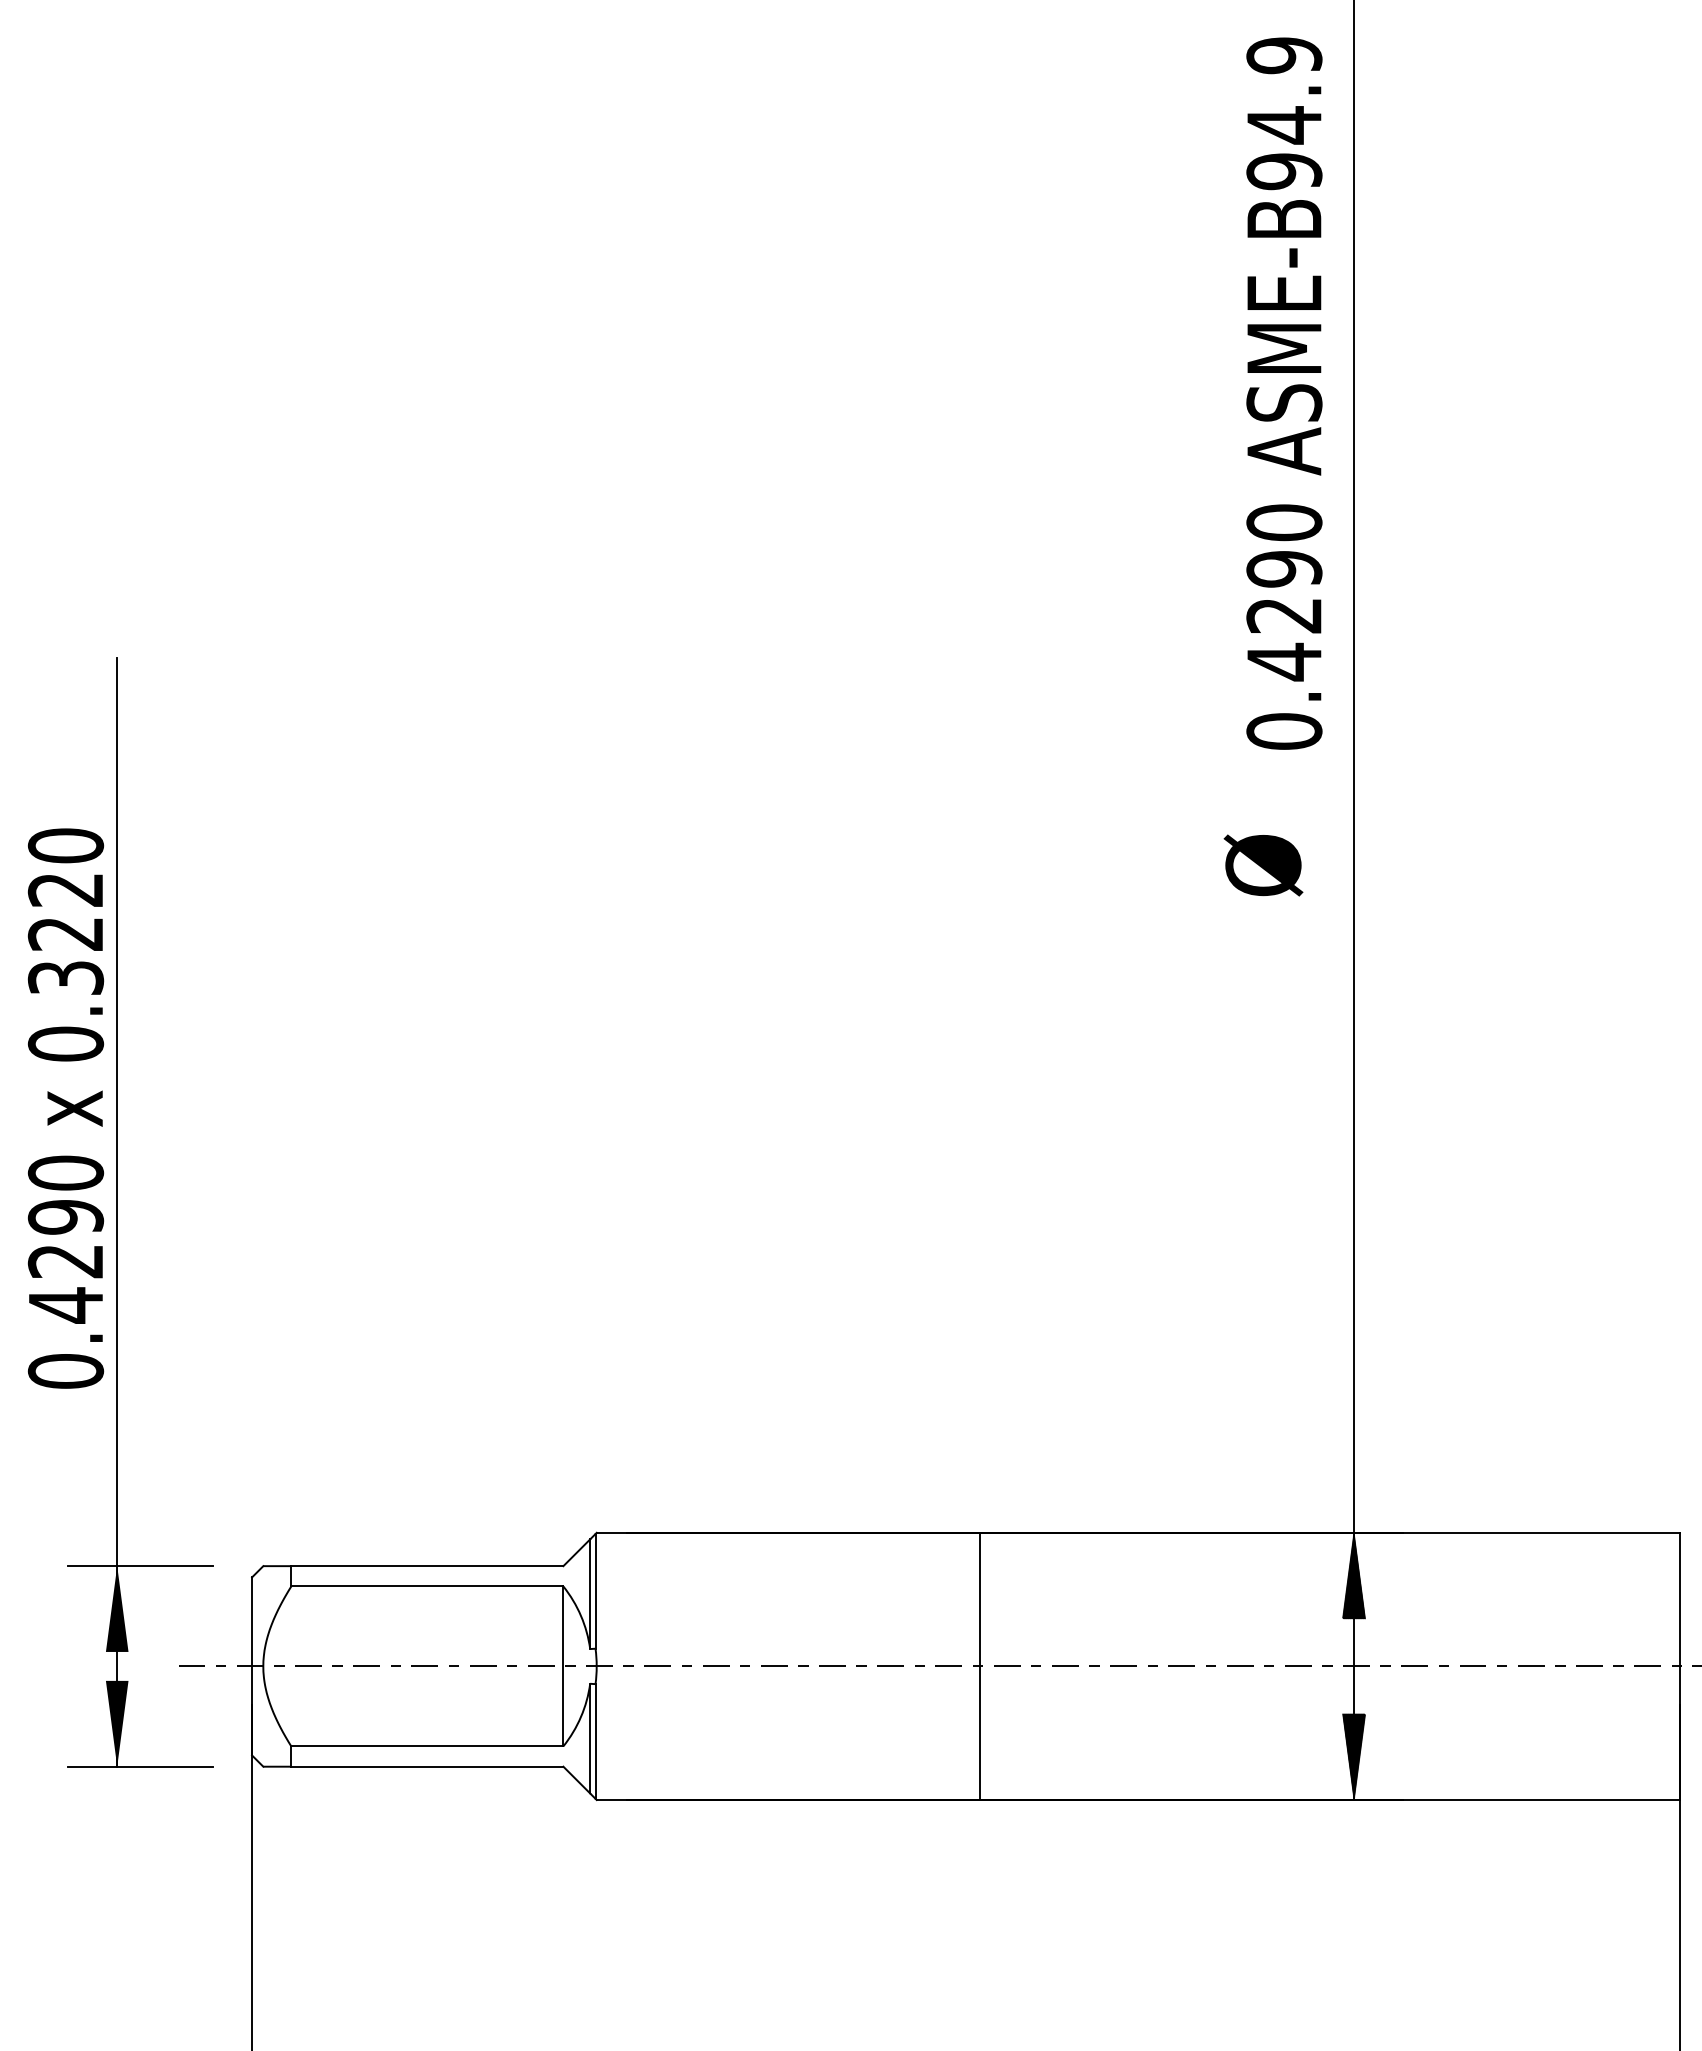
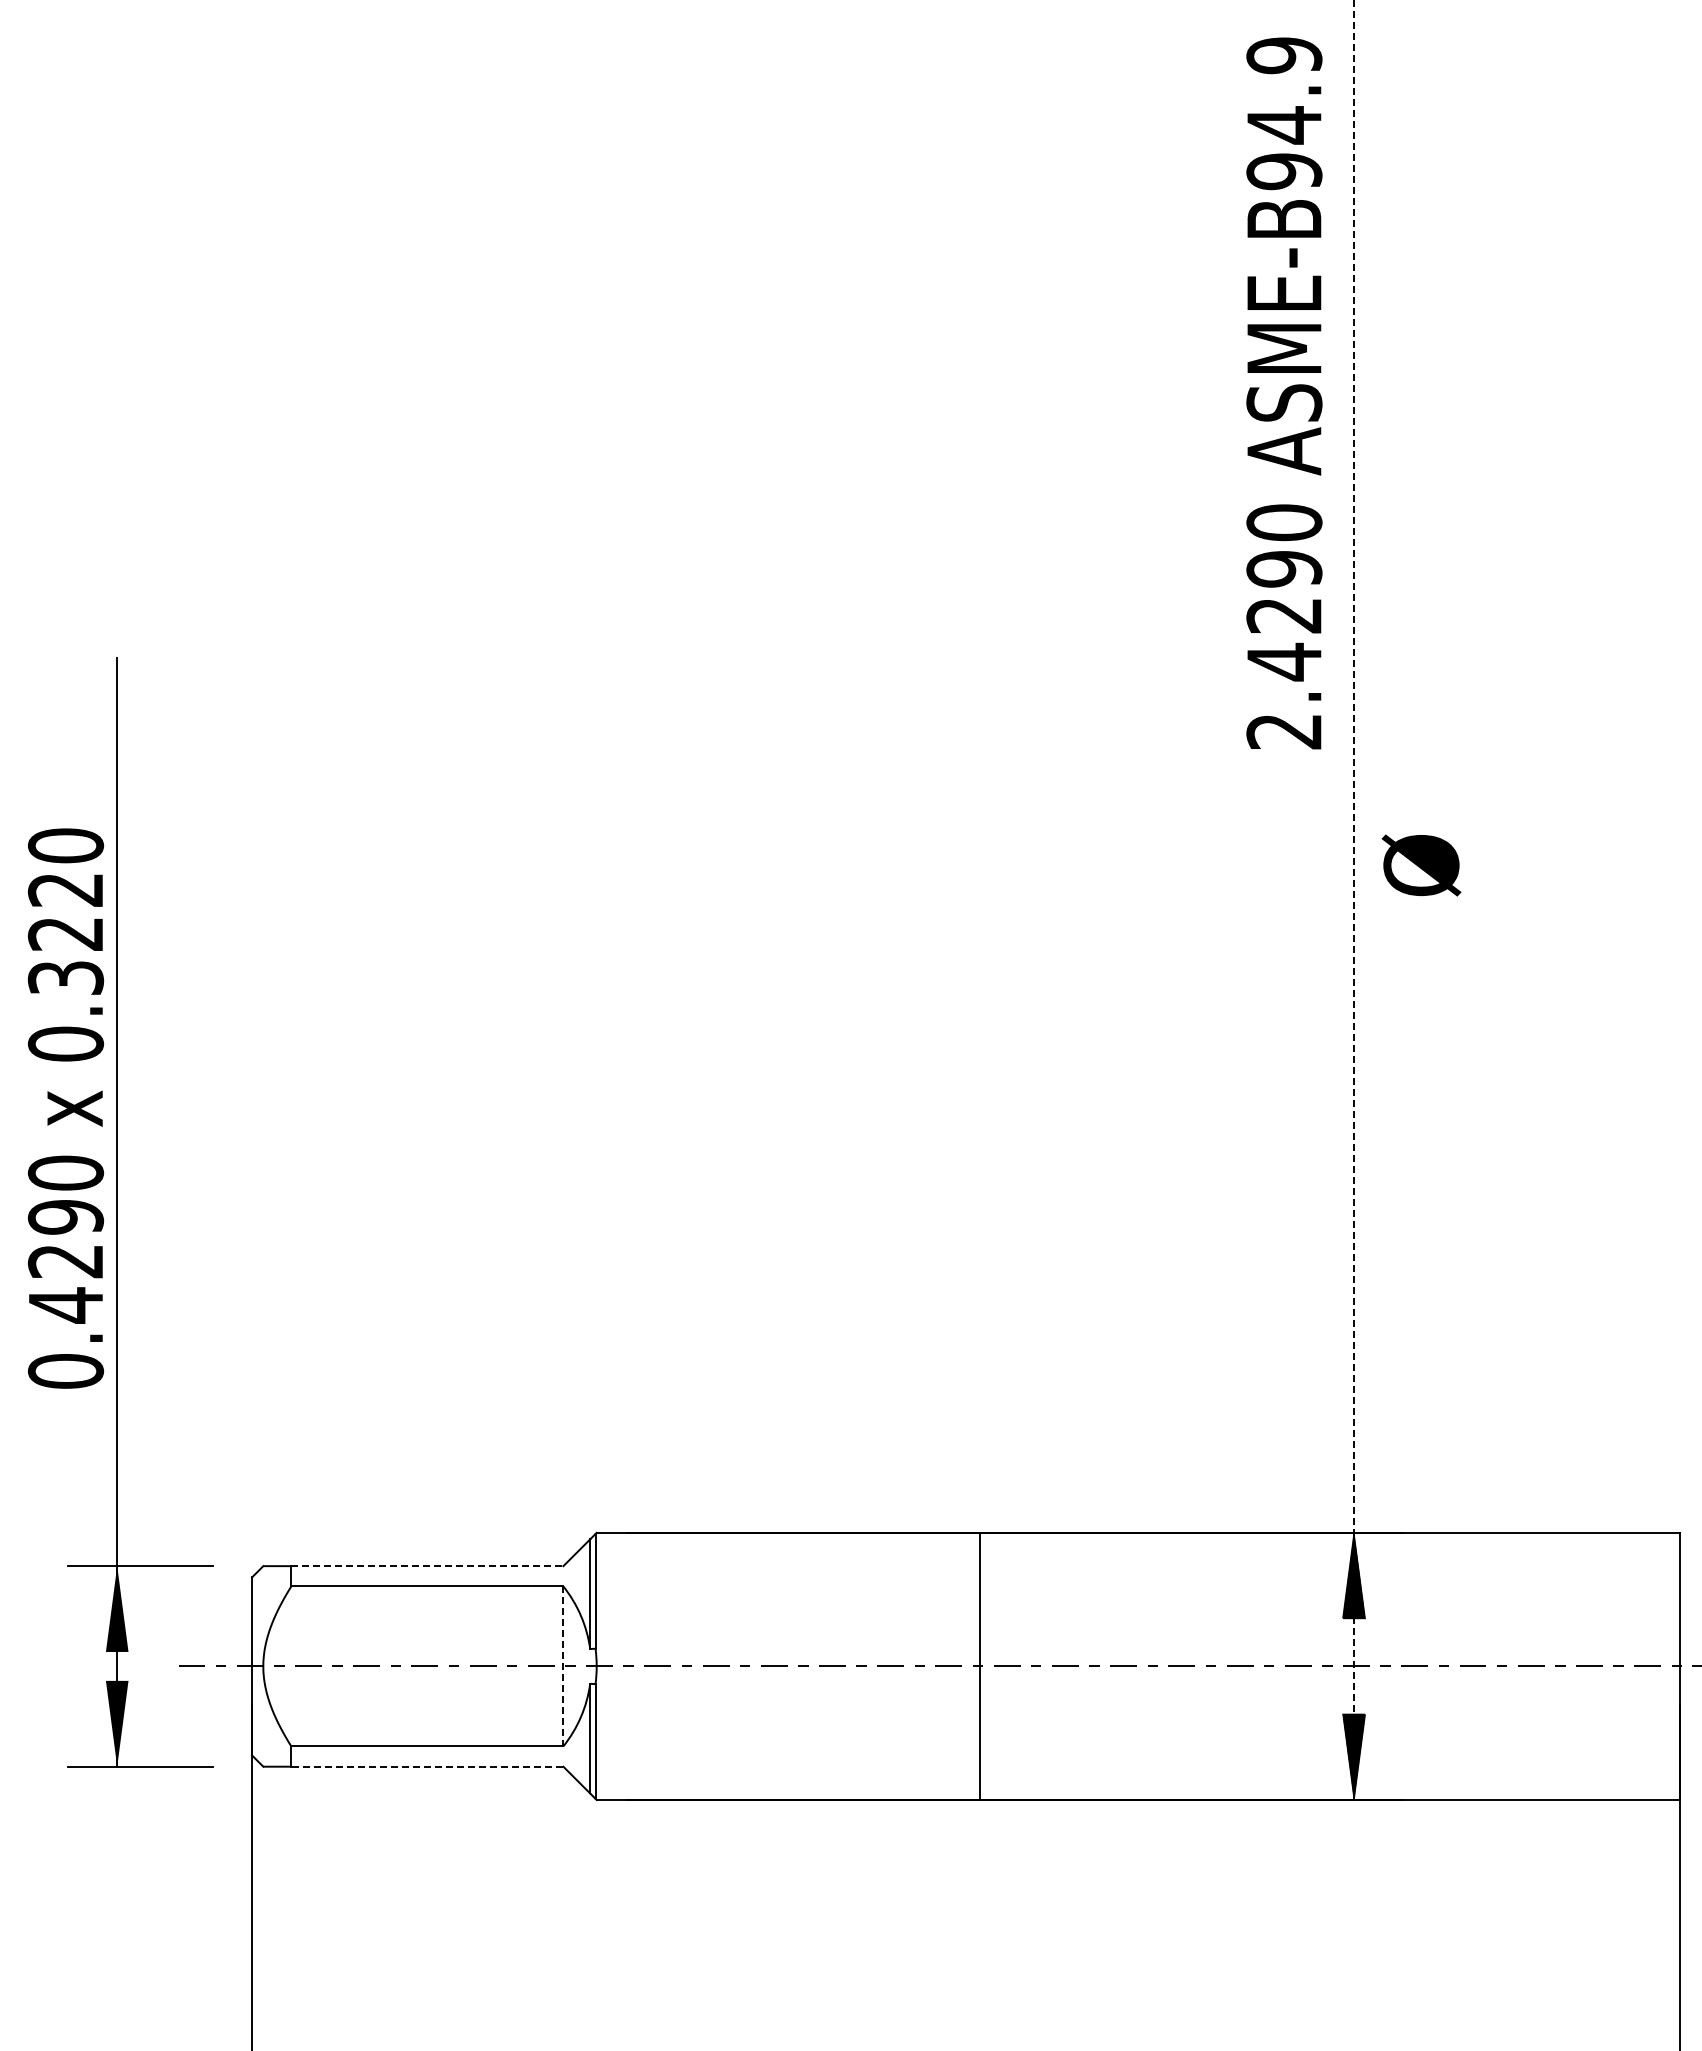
text: 0.4290 -> 2.4290 (1284, 731)
text position: (1263, 865) -> (1421, 865) (1421, 865)
line: solid -> dashed (1354, 900)
line: solid -> dashed (427, 1566)
line: solid -> dashed (563, 1666)
line: solid -> dashed (426, 1766)
